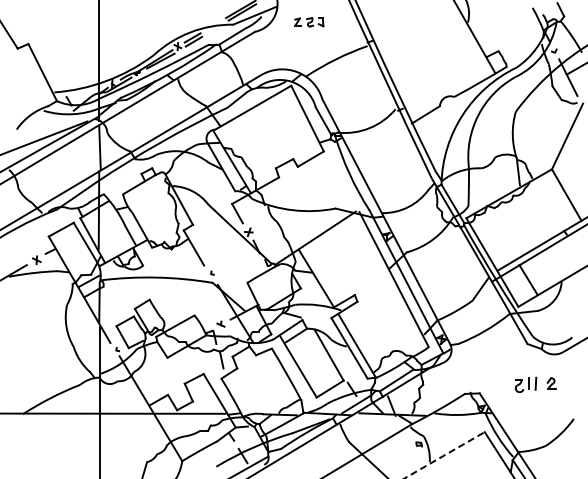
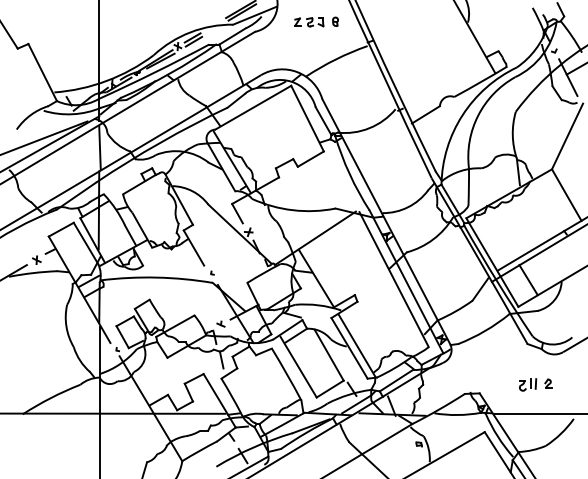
part: none -> present (335, 21)
part size: 42x18 px -> 34x14 px (535, 384)
line: none -> present (539, 414)
line: dashed -> solid (444, 455)
